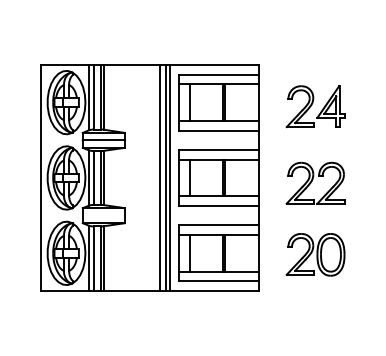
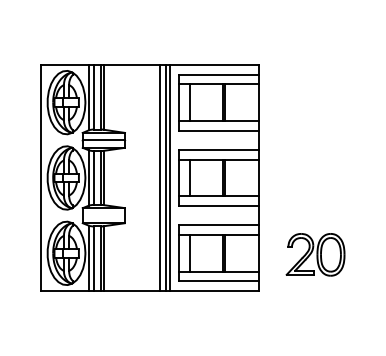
part: present -> none (315, 106)
part: present -> none (315, 182)
